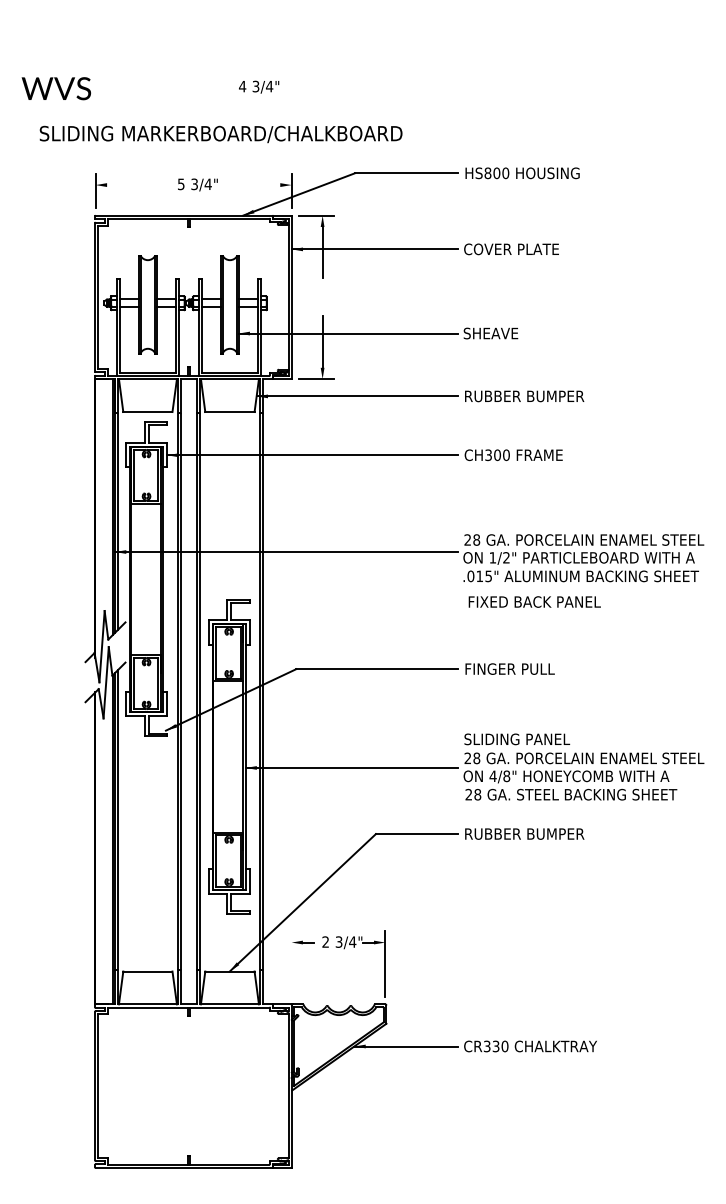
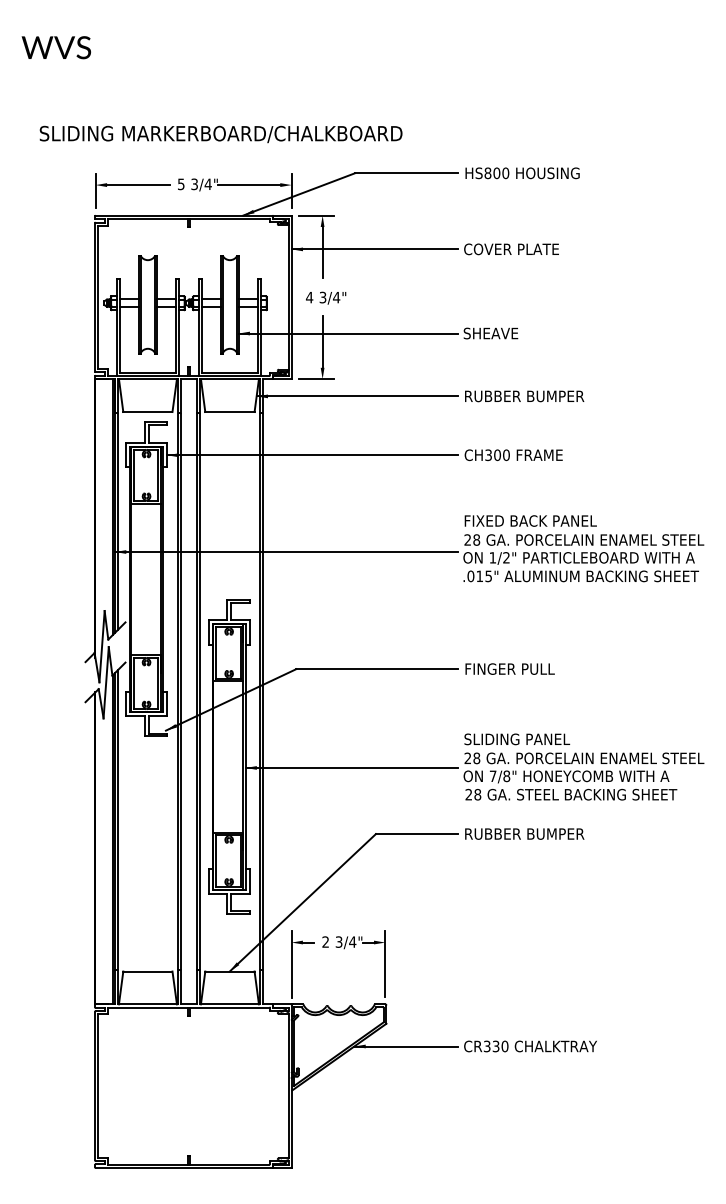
text position: (259, 86) -> (326, 297) (326, 297)
text position: (55, 88) -> (55, 47) (55, 47)
line: none -> present (138, 185)
line: none -> present (248, 185)
text position: (534, 601) -> (530, 520) (530, 520)
text: 4/8" -> 7/8" (492, 775)
line: none -> present (291, 964)
